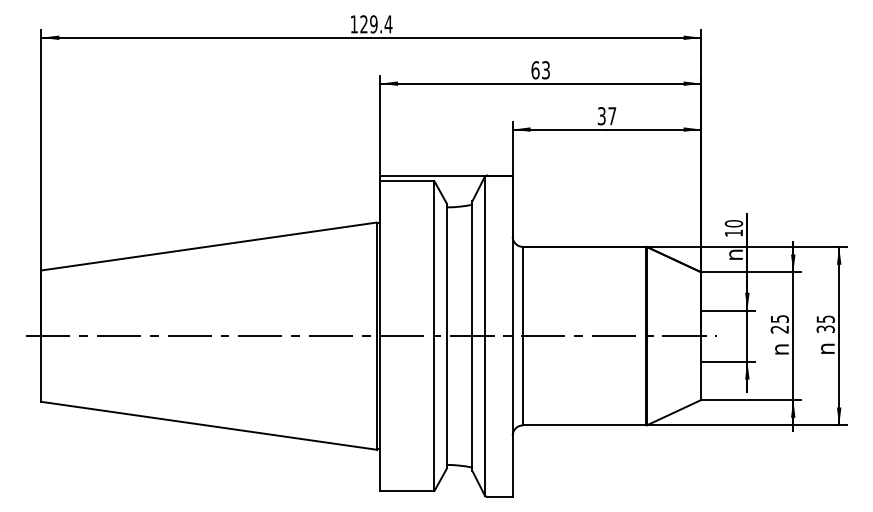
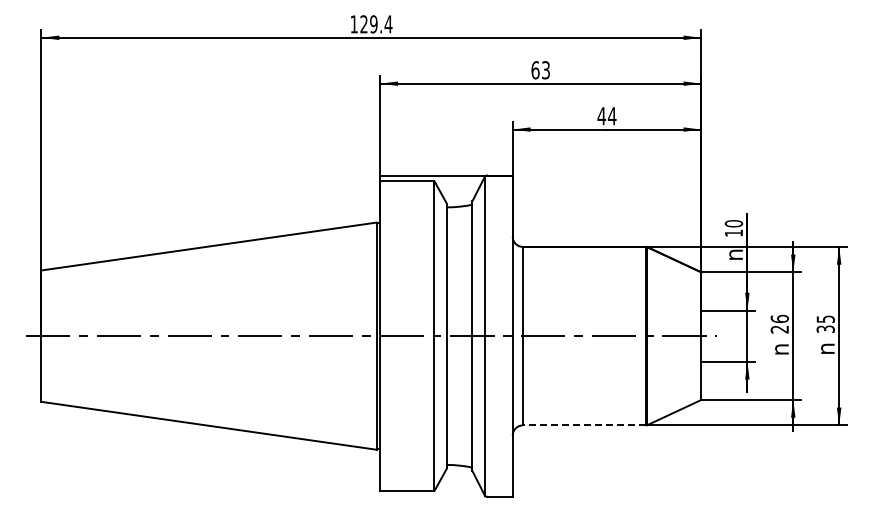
text: 37 -> 44 (606, 116)
text: 25 -> 26 (779, 318)
line: solid -> dashed (584, 425)
